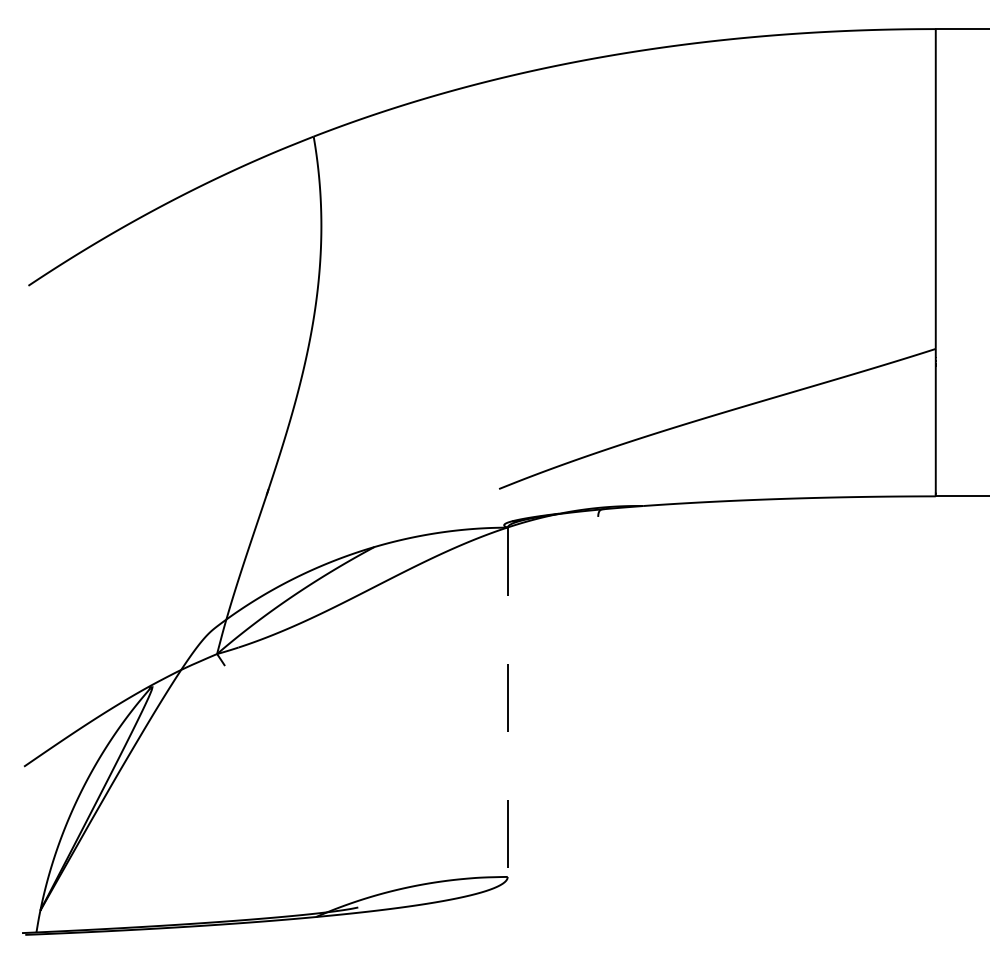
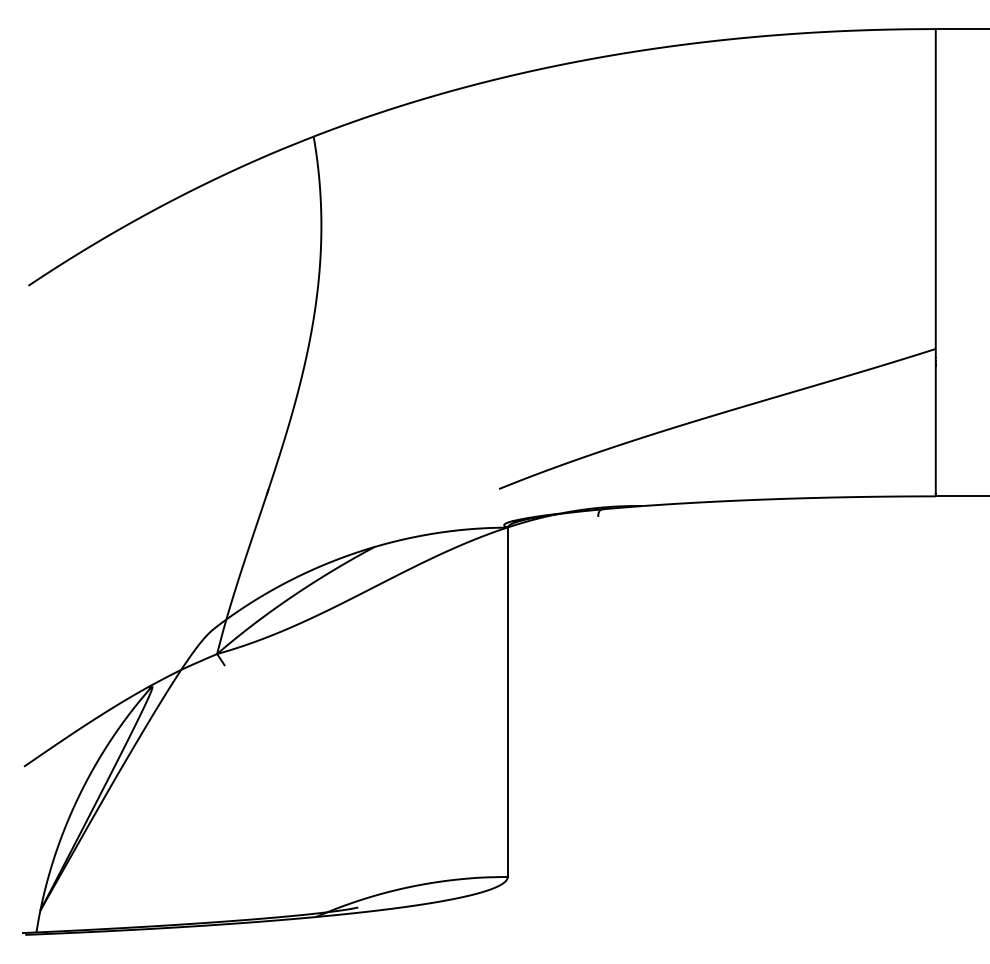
line: dashed -> solid (507, 702)
